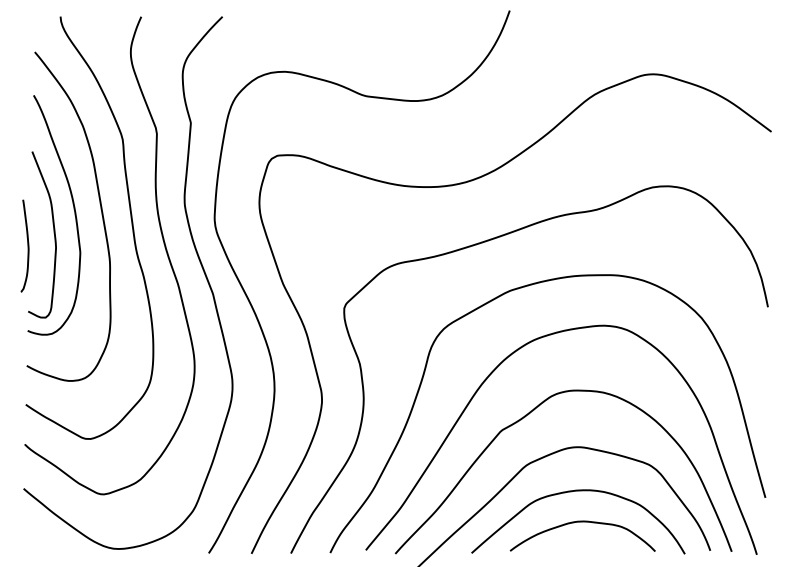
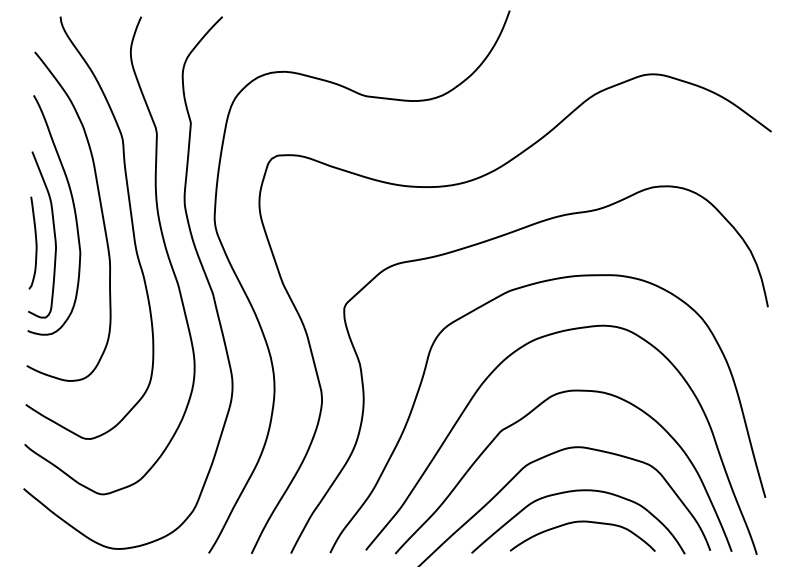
curve position: (27, 245) -> (35, 242) (35, 242)
